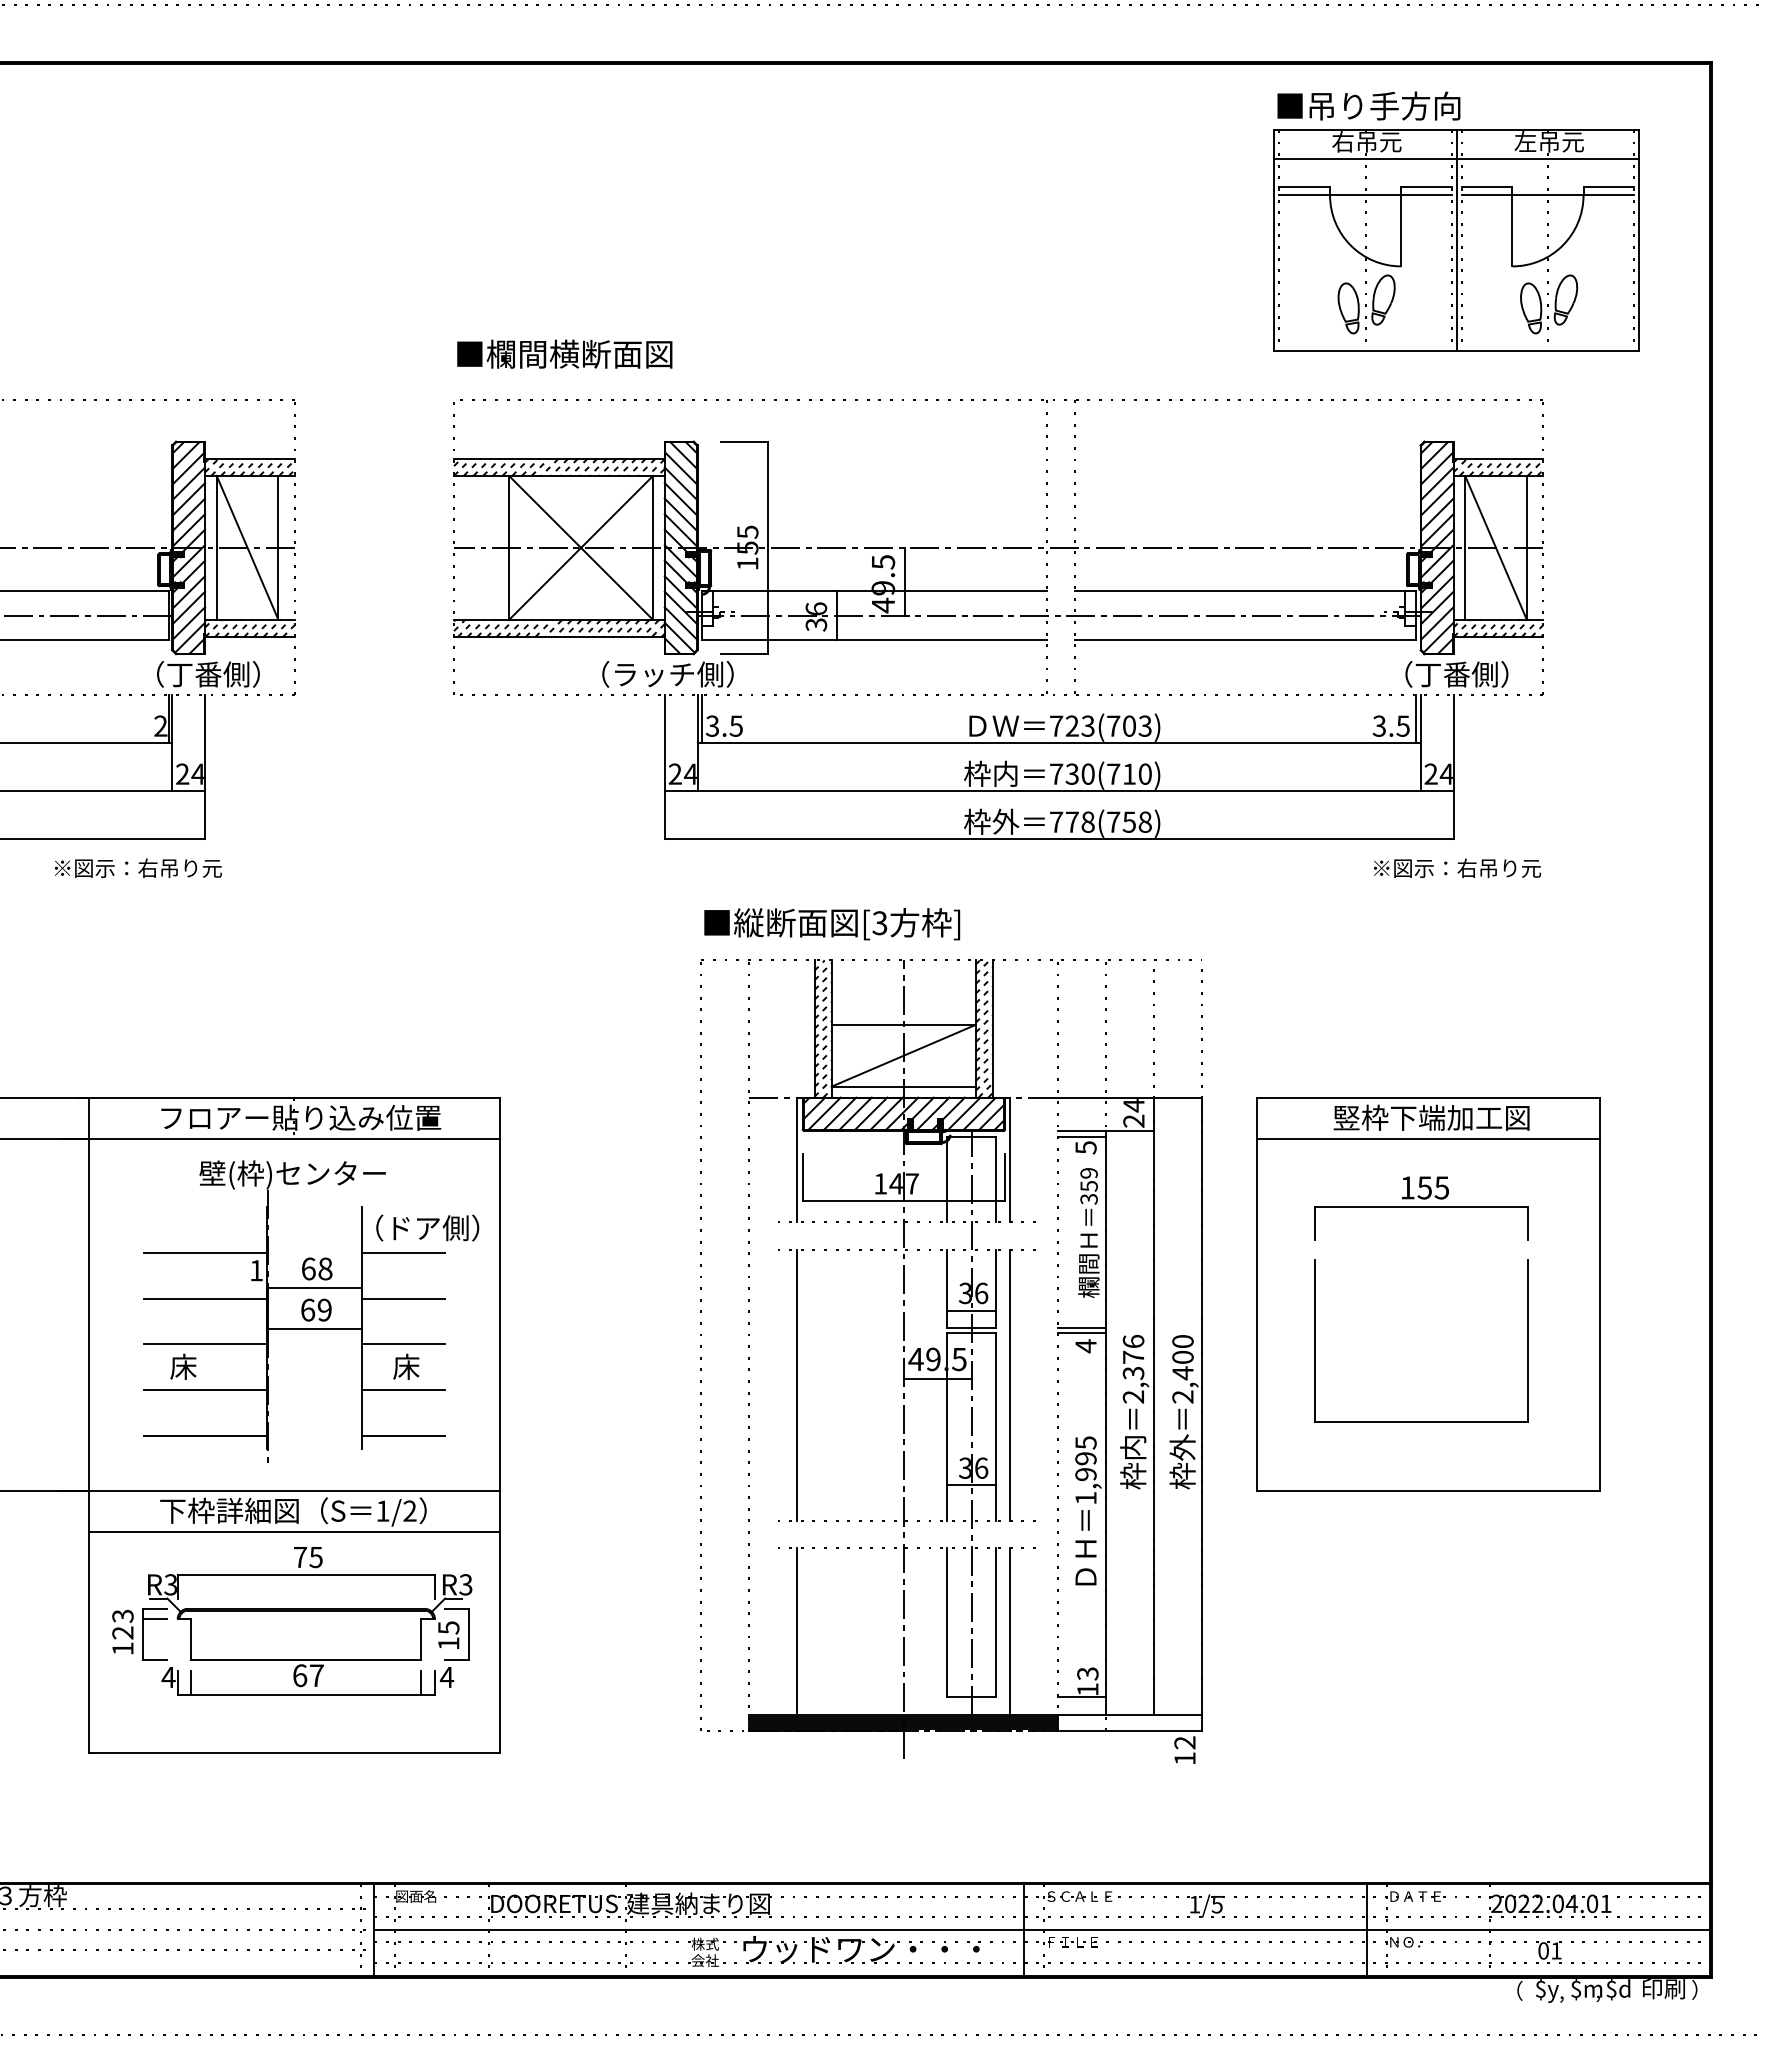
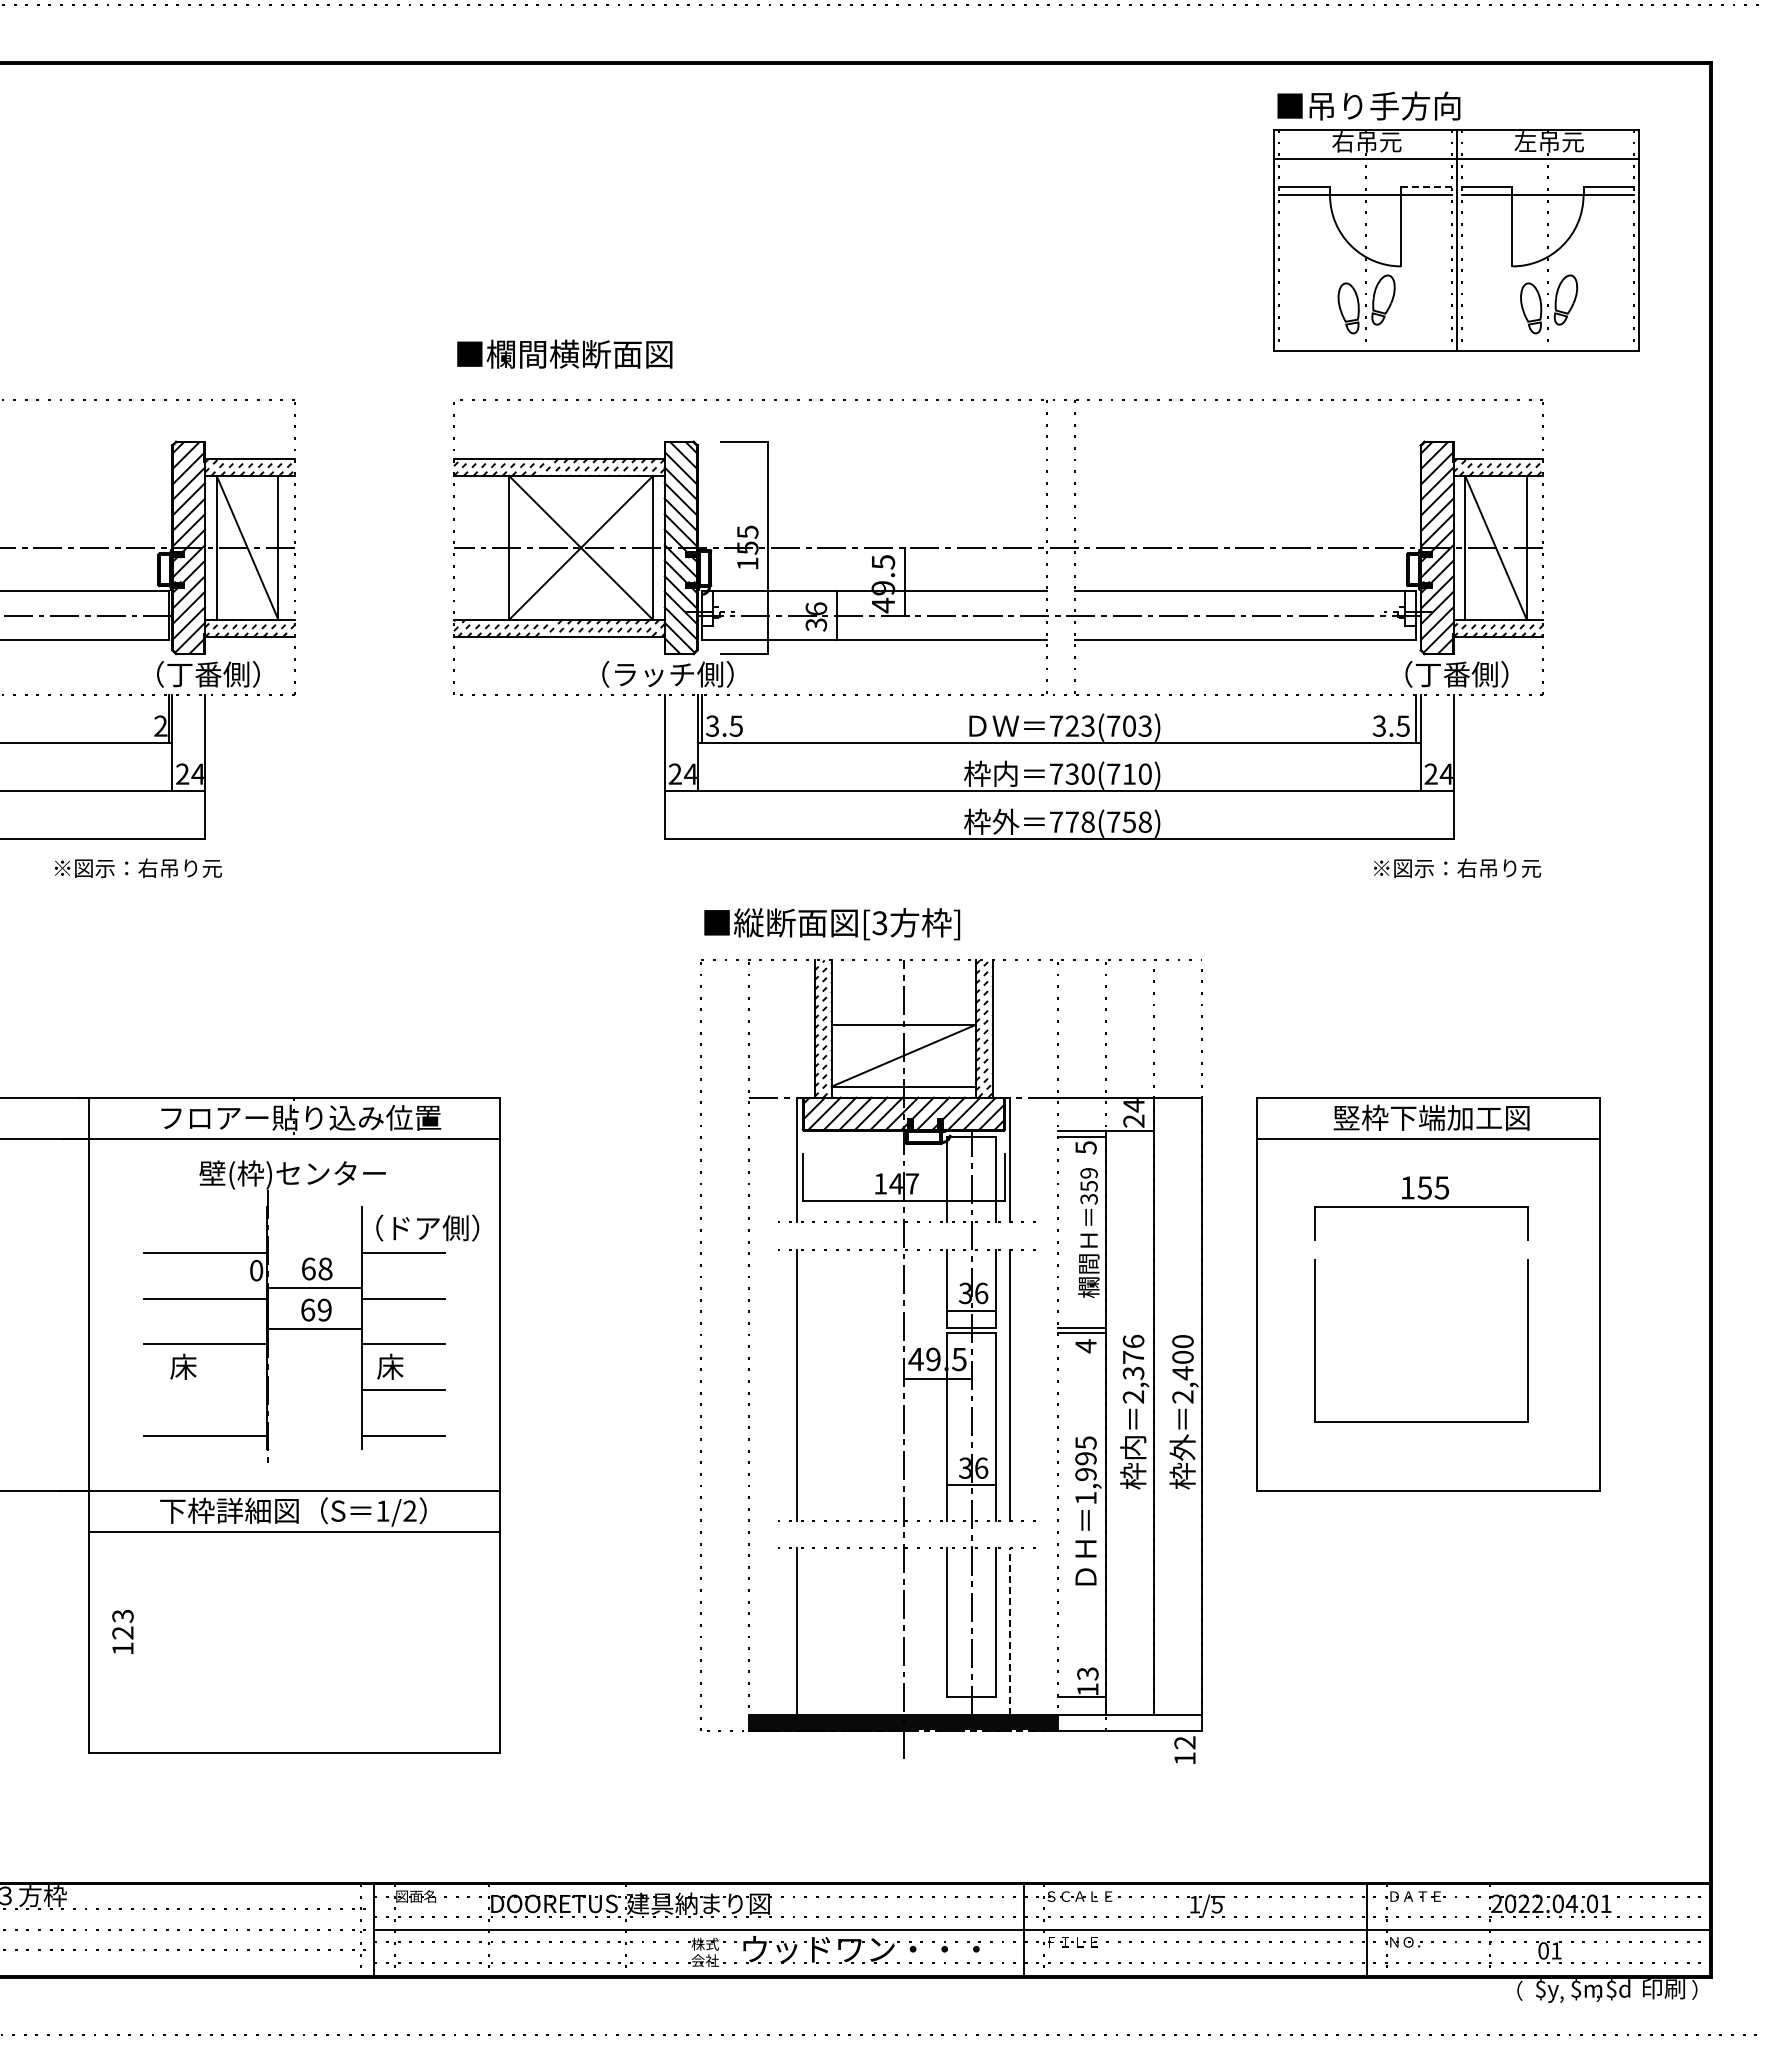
line: solid -> dashed (1427, 186)
text: 1 -> 0 (256, 1270)
text position: (406, 1366) -> (390, 1366) (390, 1366)
line: present -> none (204, 1390)
part: present -> none (307, 1621)
line: solid -> dashed (1009, 1630)
